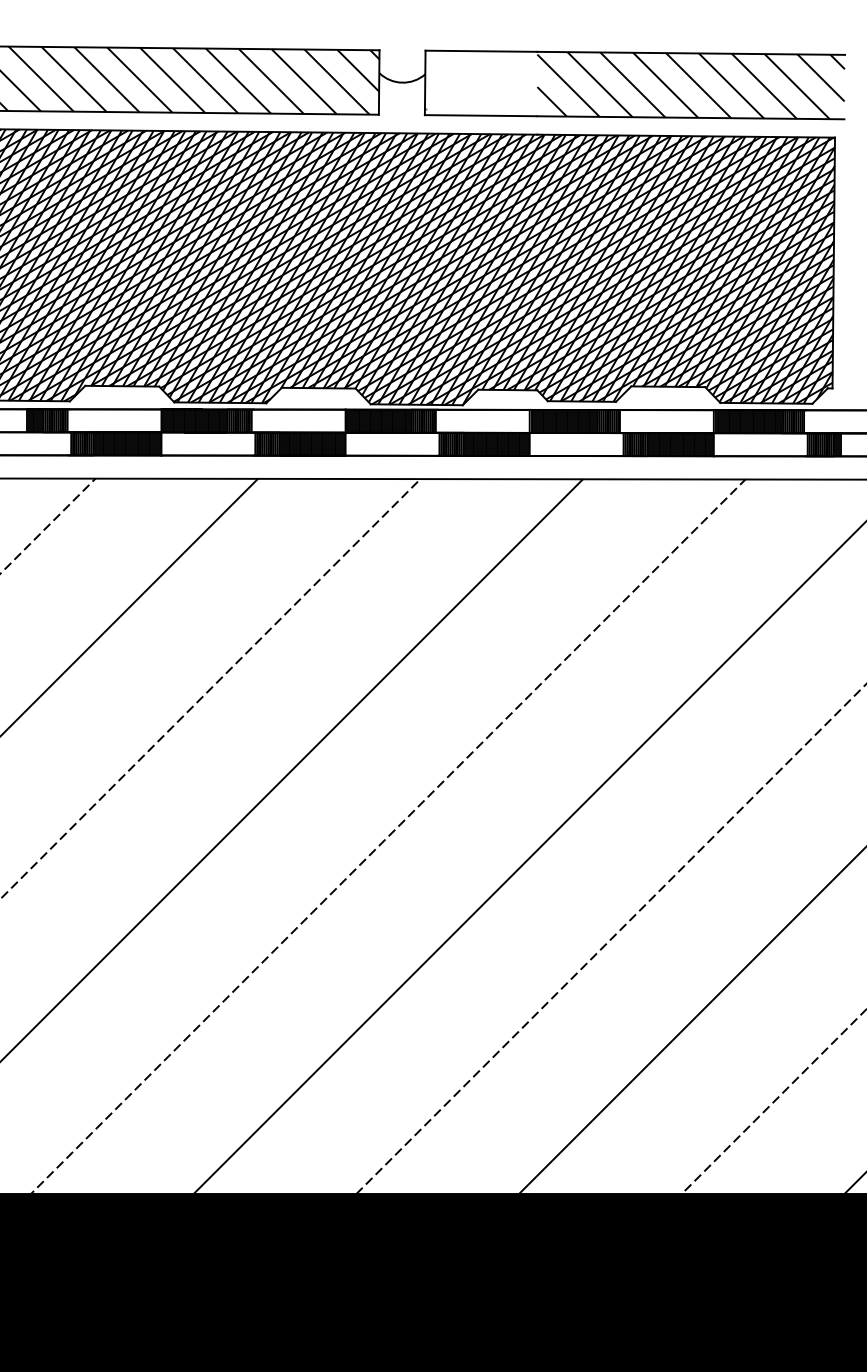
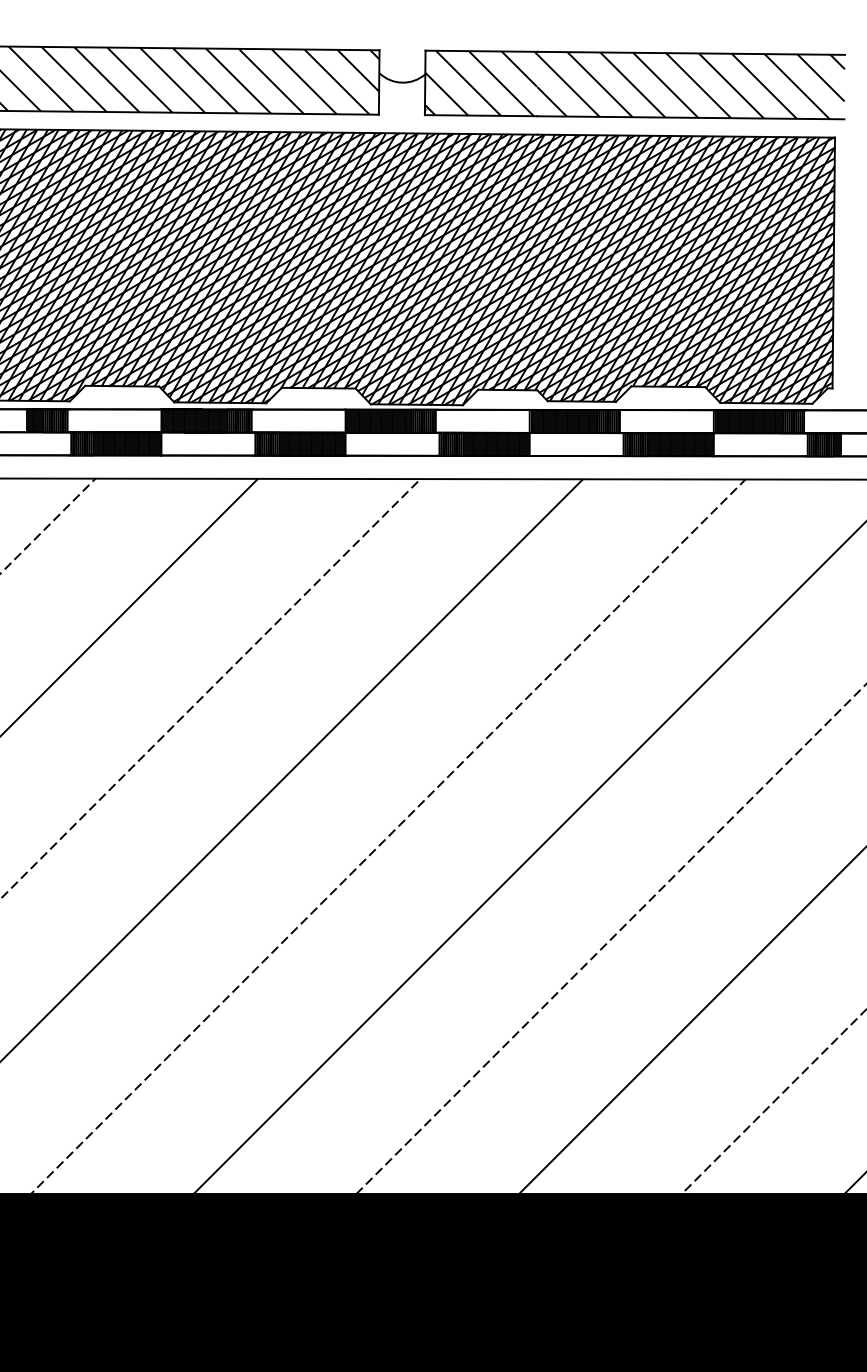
hatch: none -> present (481, 83)
